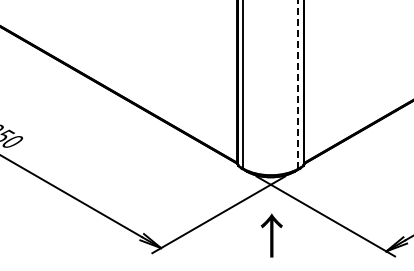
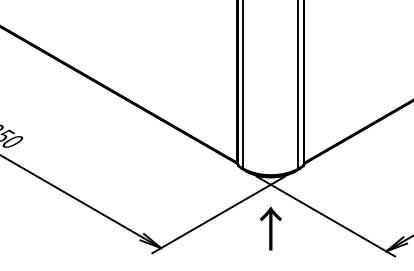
line: dashed -> solid (298, 84)
text position: (271, 235) -> (270, 228) (270, 228)
